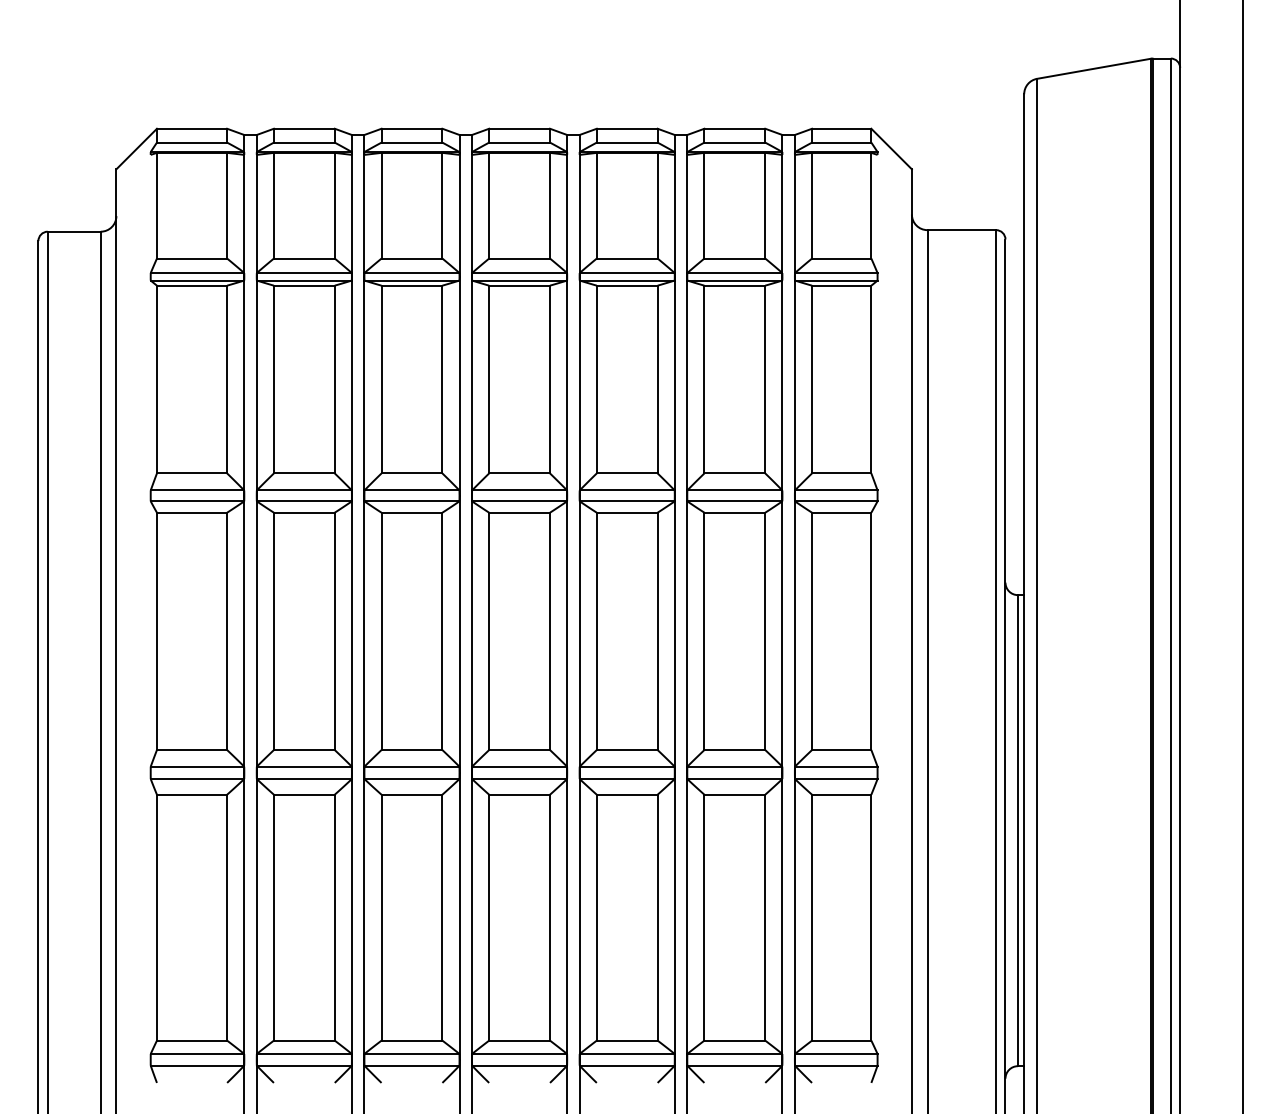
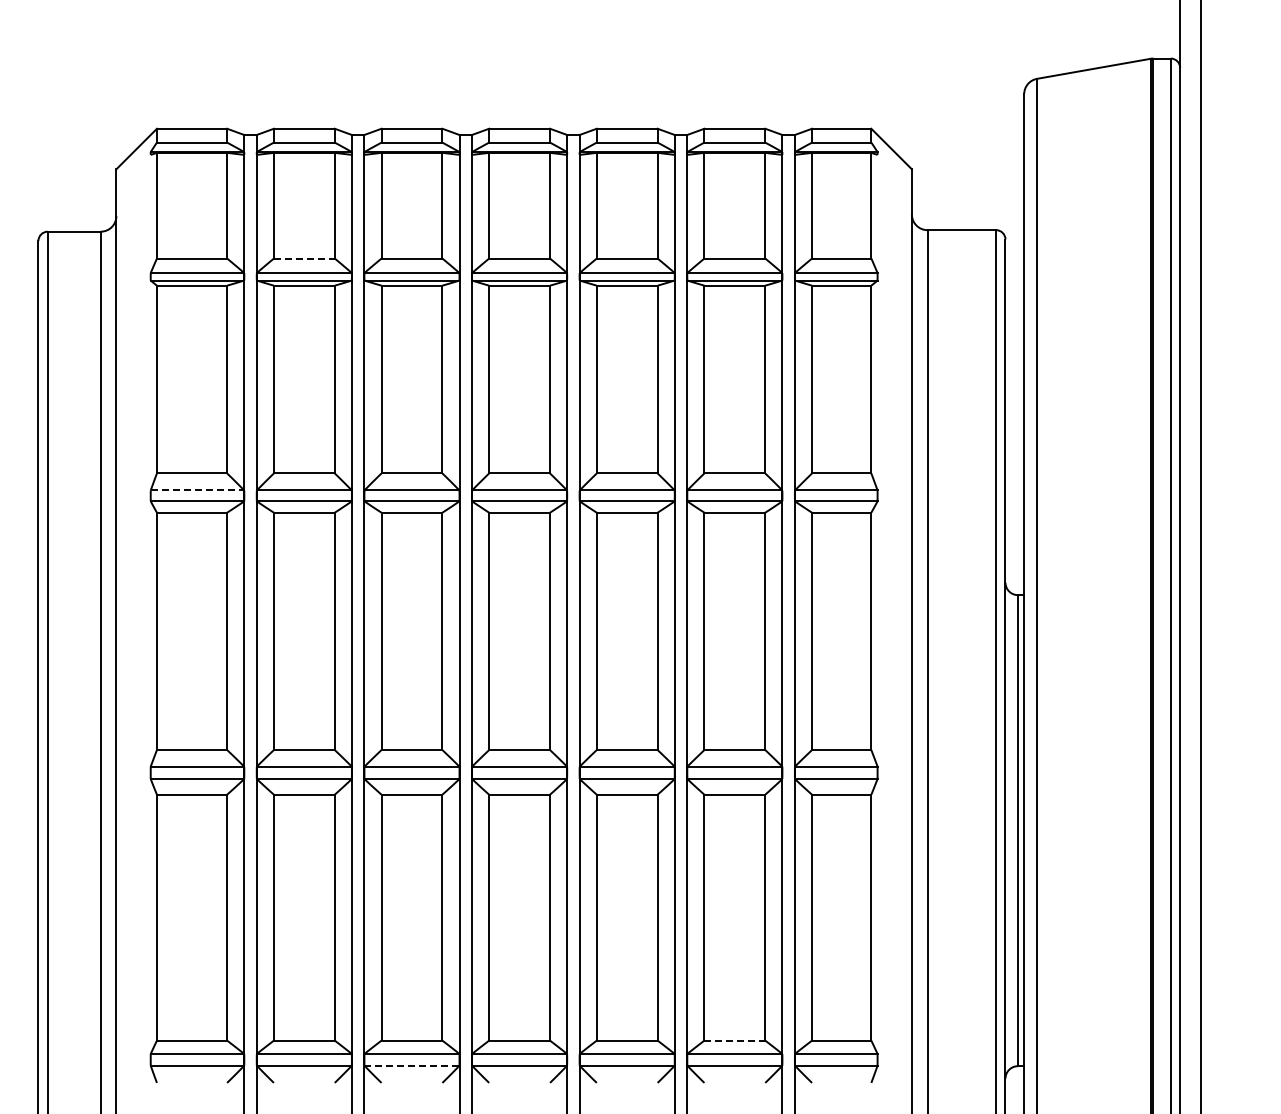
line: solid -> dashed (304, 258)
line: solid -> dashed (197, 490)
line position: (1242, 556) -> (1200, 556) (1200, 556)
line: solid -> dashed (735, 1040)
line: solid -> dashed (412, 1065)
